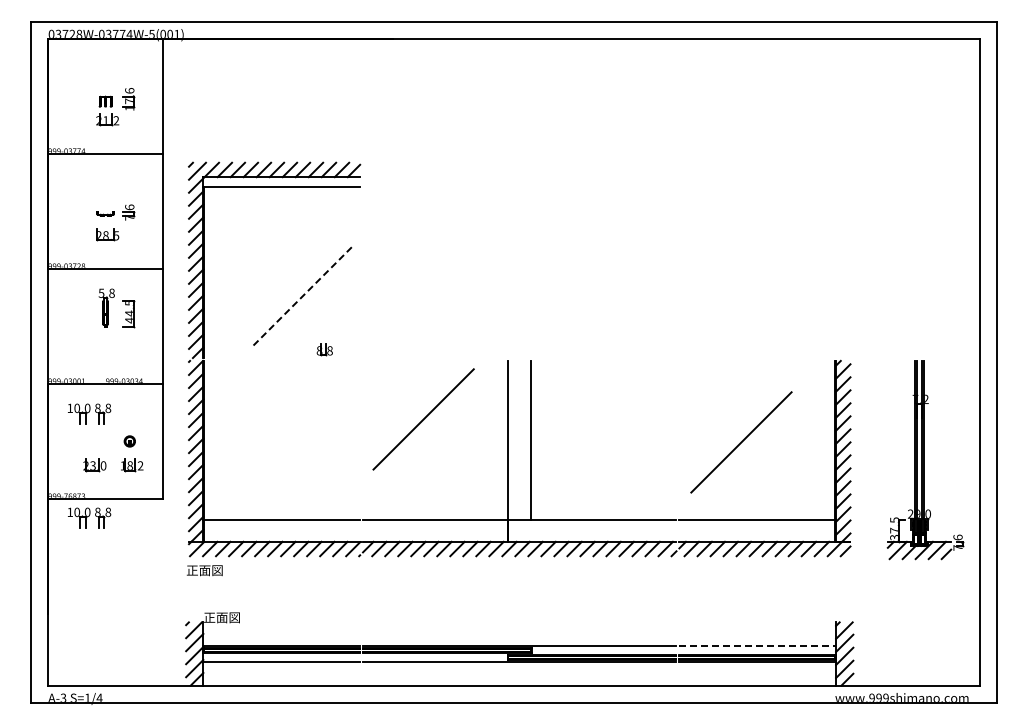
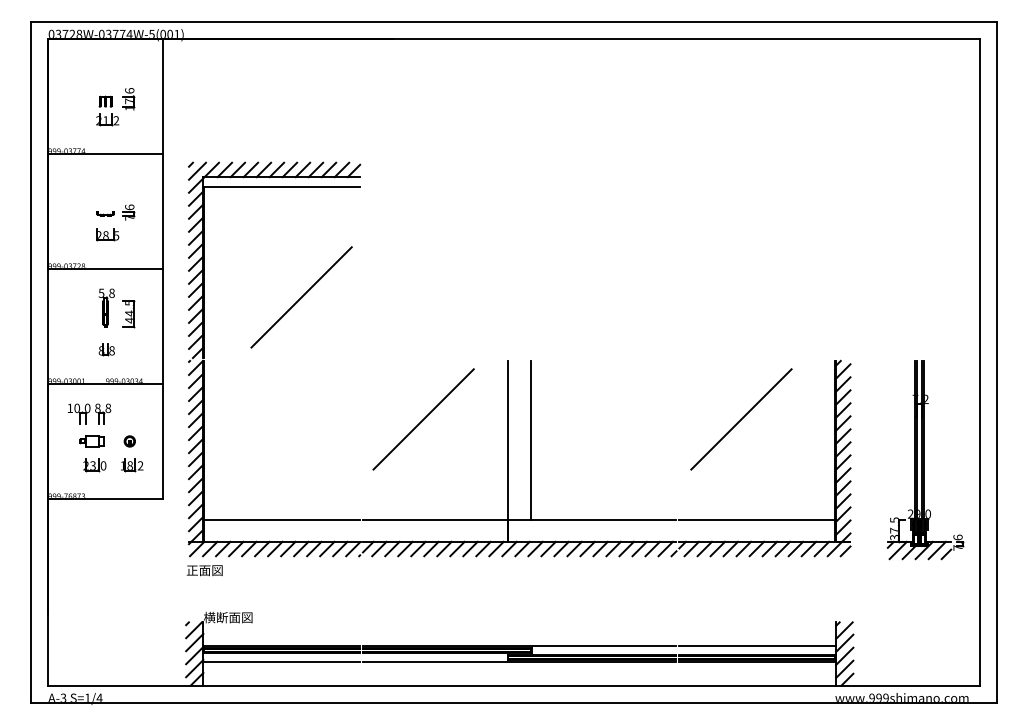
line: dashed -> solid (301, 297)
part position: (324, 349) -> (106, 349) (106, 349)
part: none -> present (91, 441)
line position: (741, 442) -> (741, 419) (741, 419)
part: present -> none (89, 517)
text: 正面図 -> 横断面図 (228, 617)
line: dashed -> solid (758, 645)
